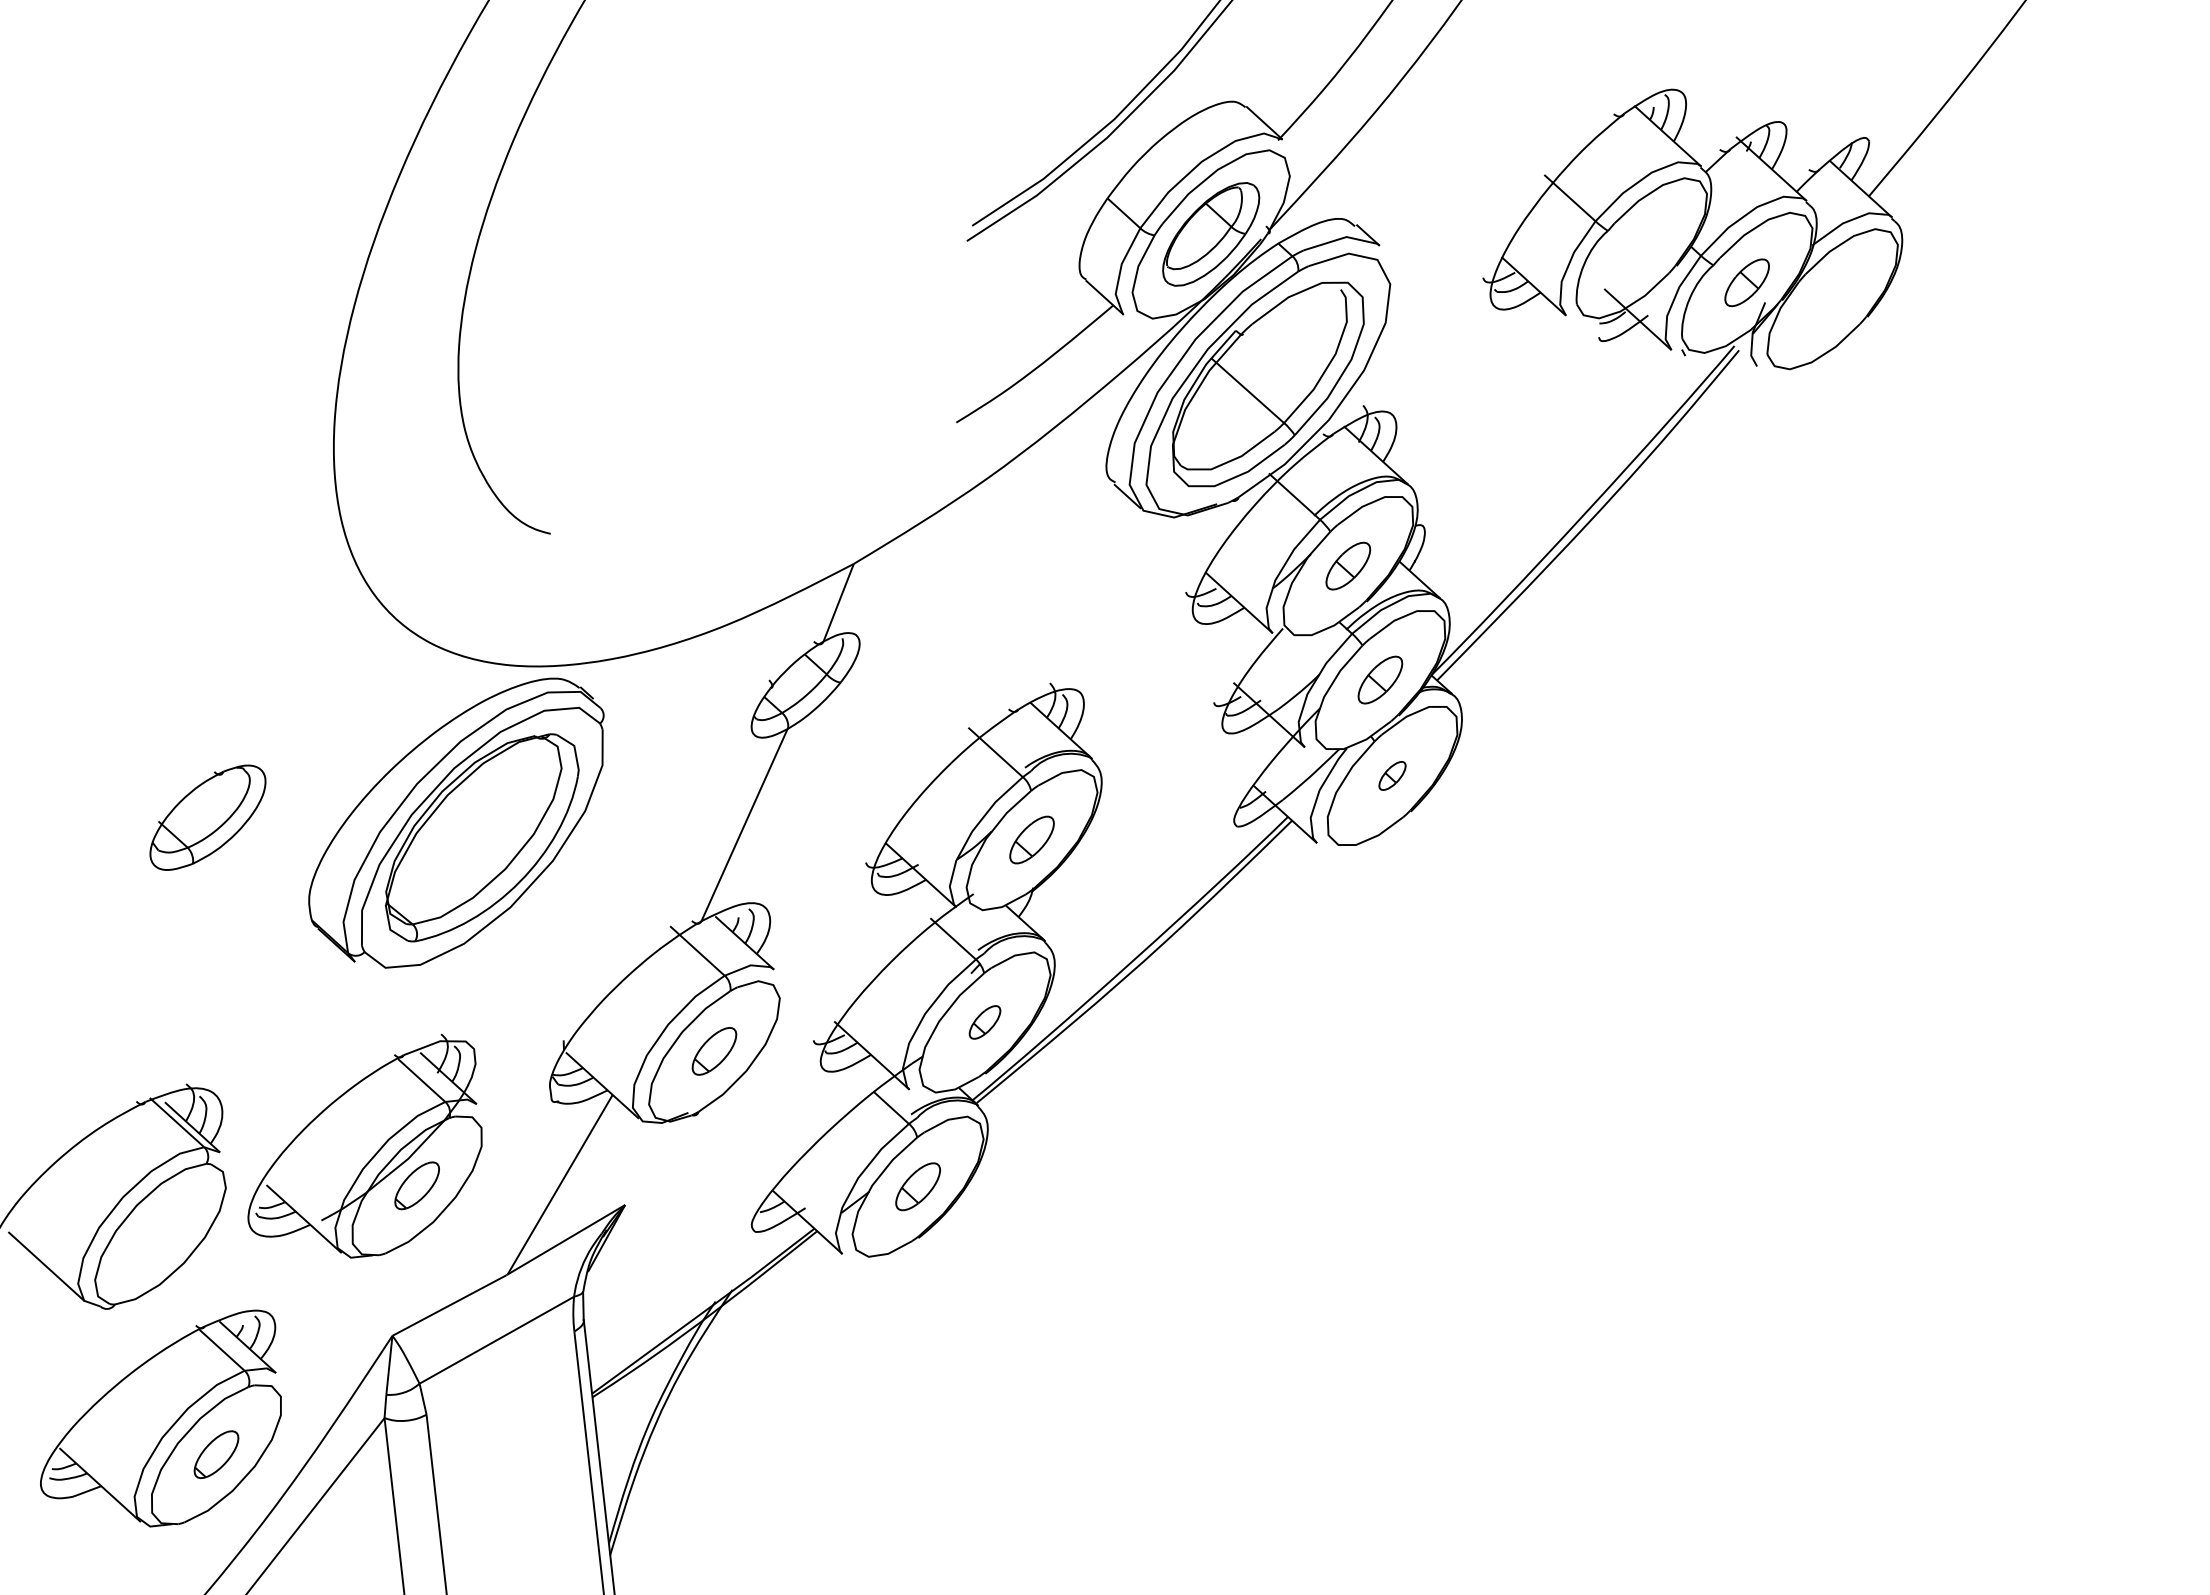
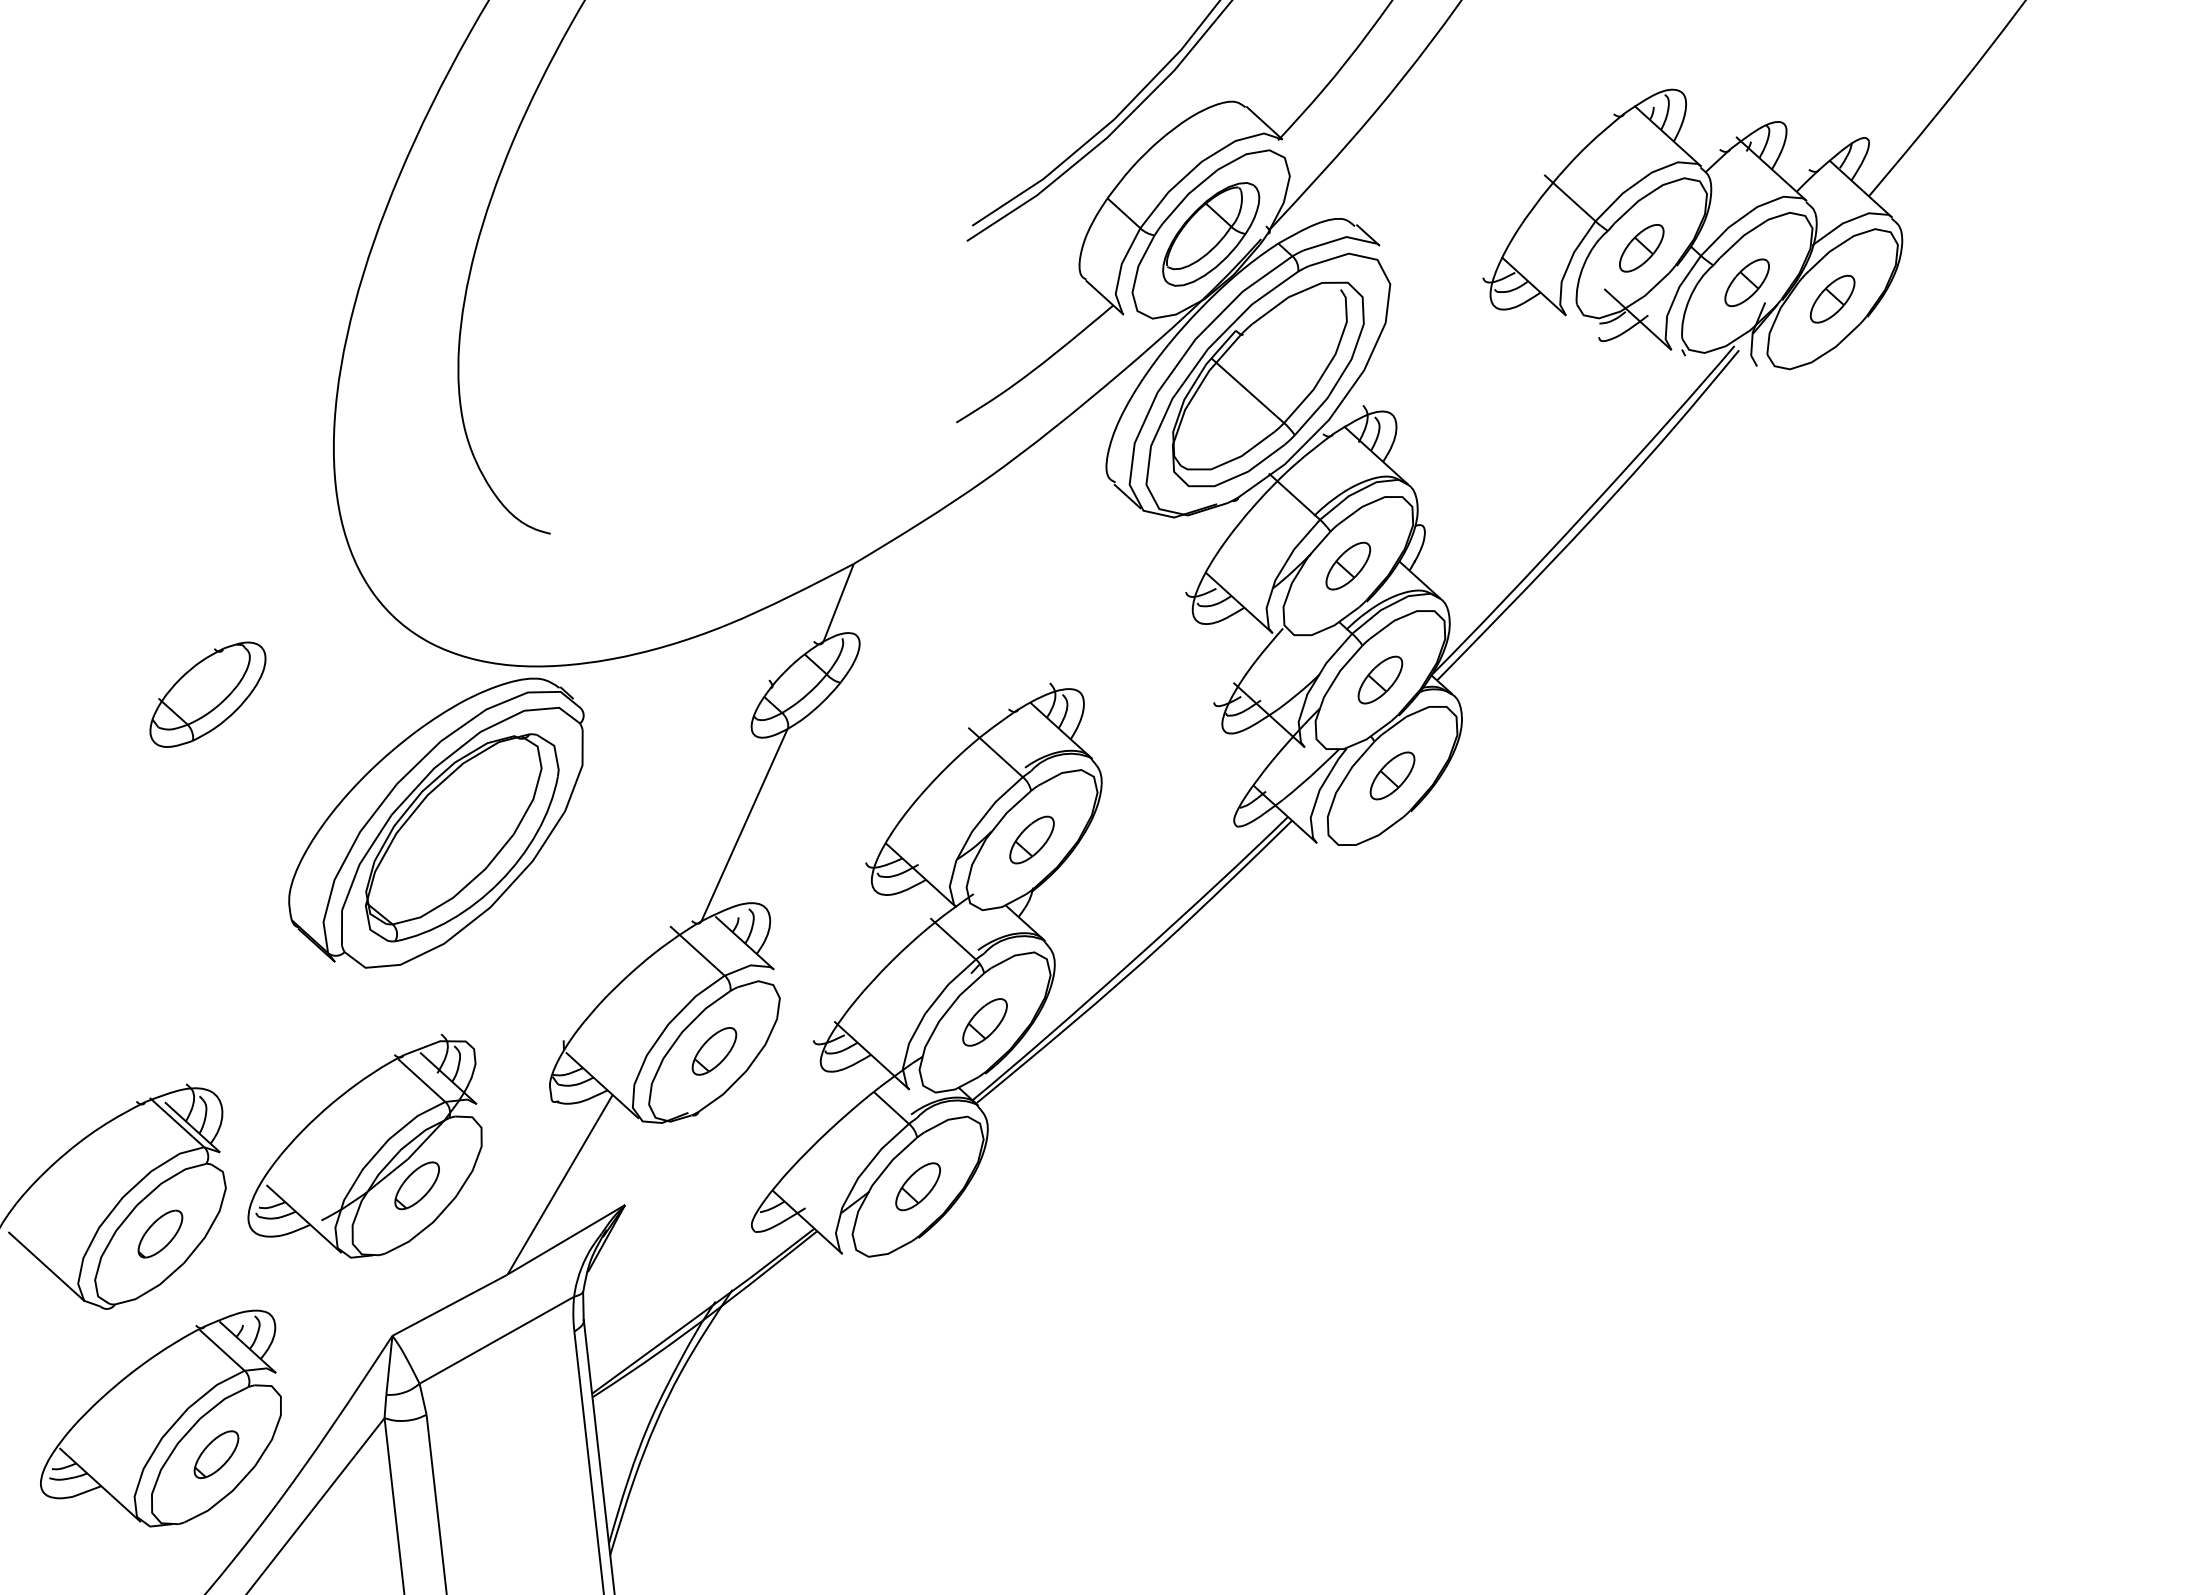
part: none -> present (1641, 248)
part: none -> present (1832, 298)
part size: 29x30 px -> 47x50 px (1392, 775)
part position: (207, 817) -> (207, 694) (207, 694)
part position: (456, 822) -> (436, 822) (436, 822)
part size: 34x35 px -> 46x49 px (984, 1022)
part: none -> present (160, 1233)
